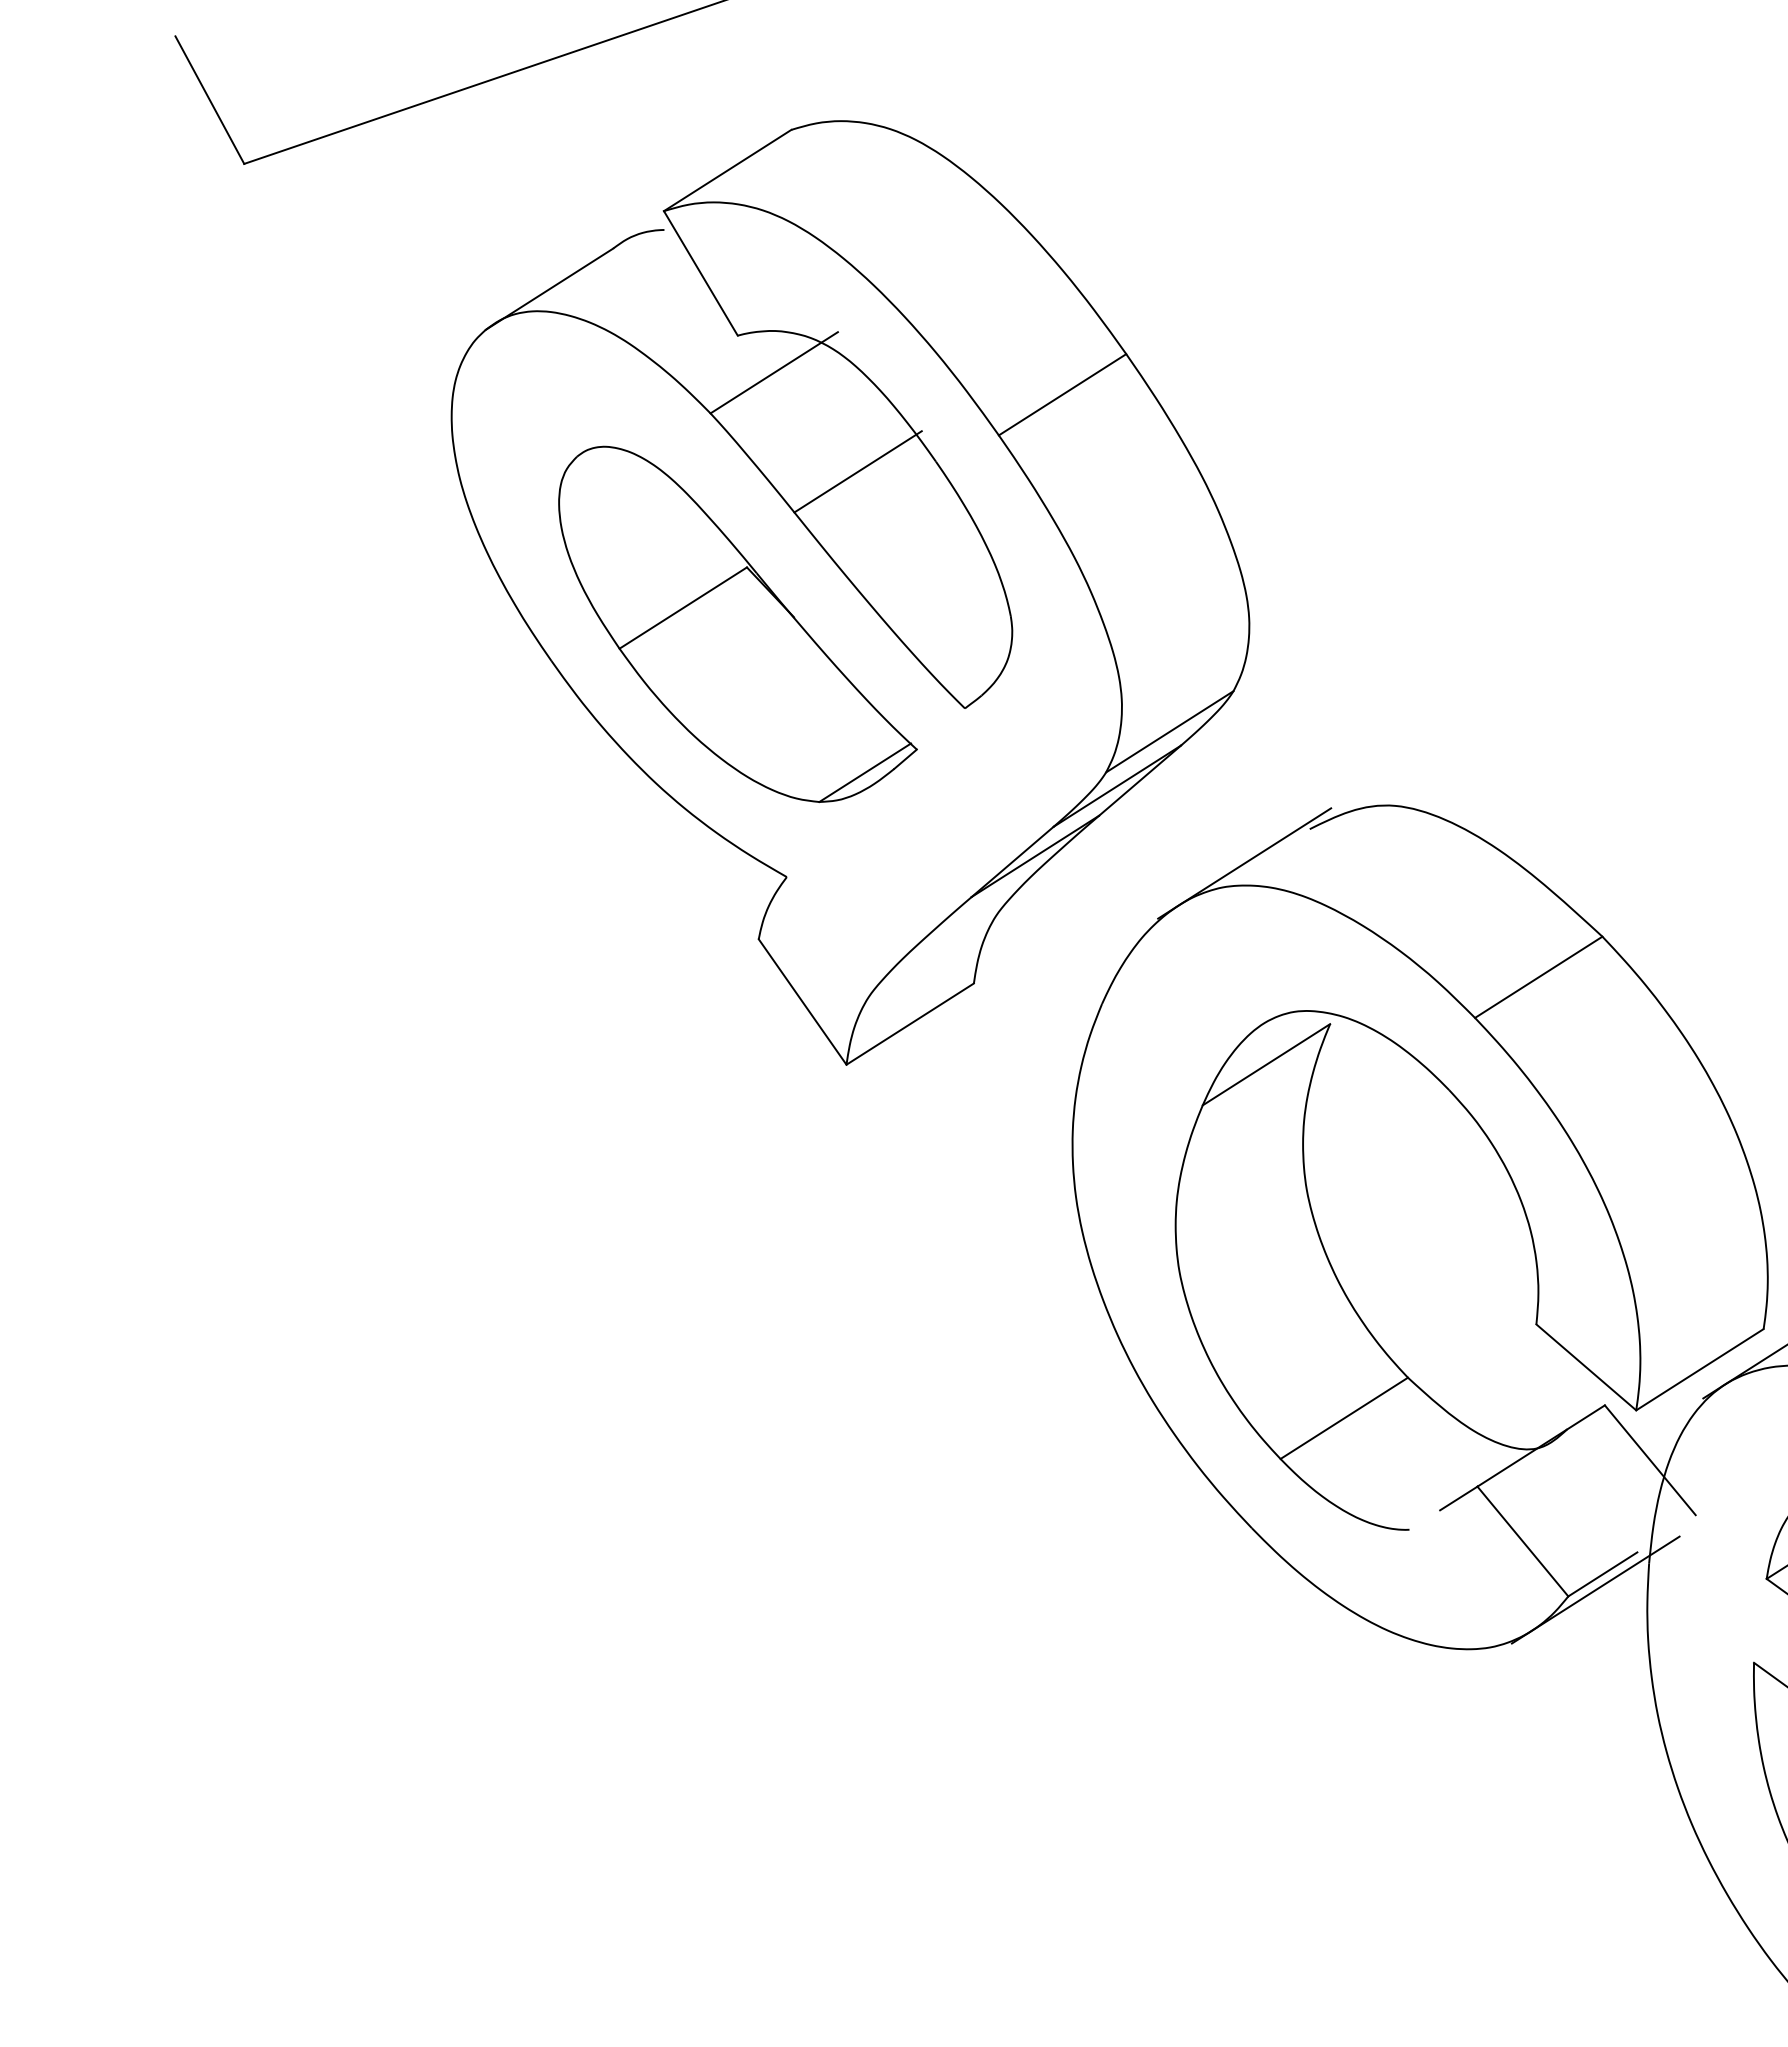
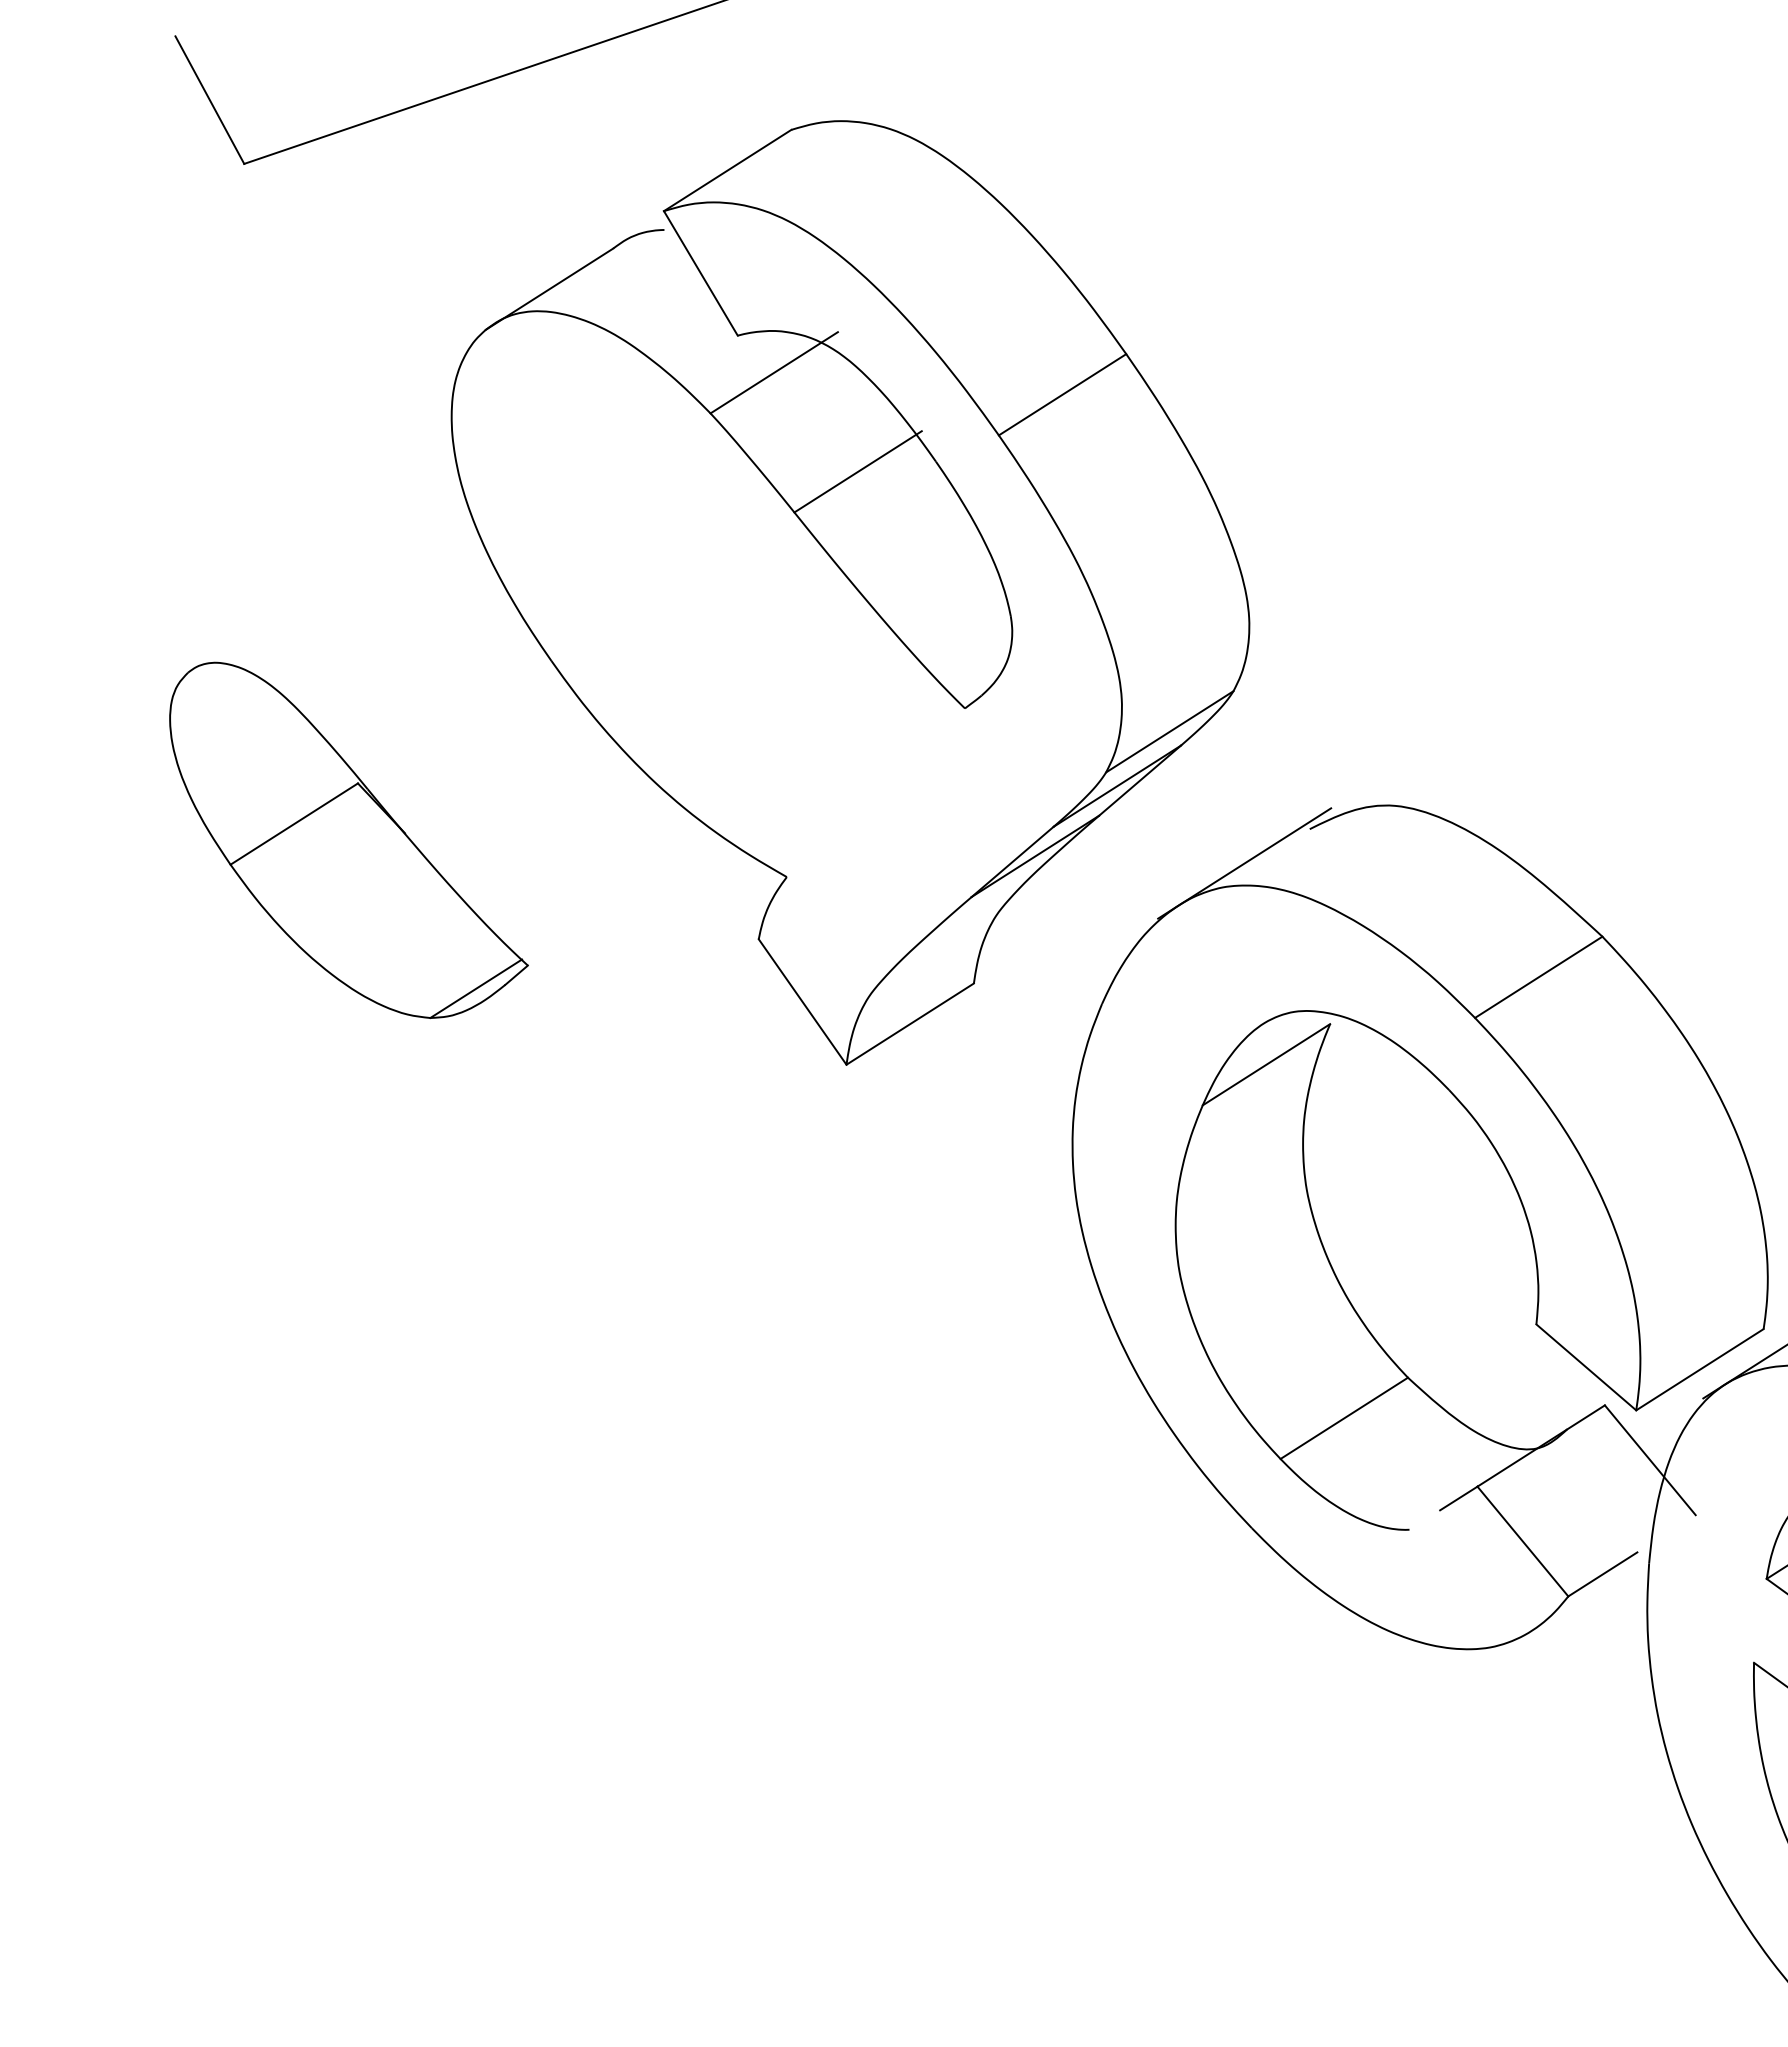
part position: (737, 623) -> (348, 839) (348, 839)
line: present -> none (1595, 1589)
